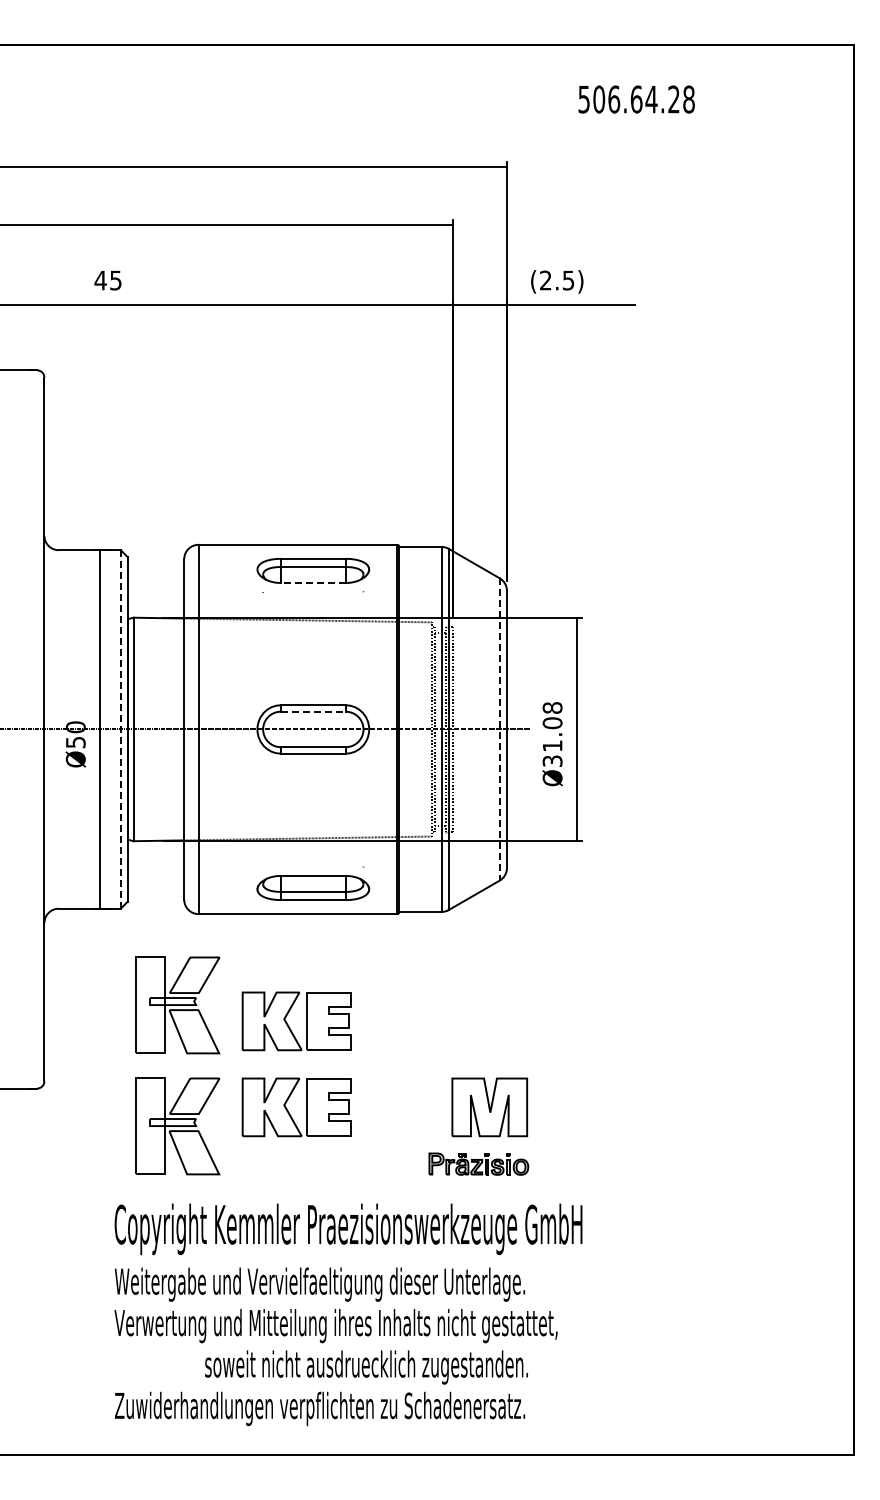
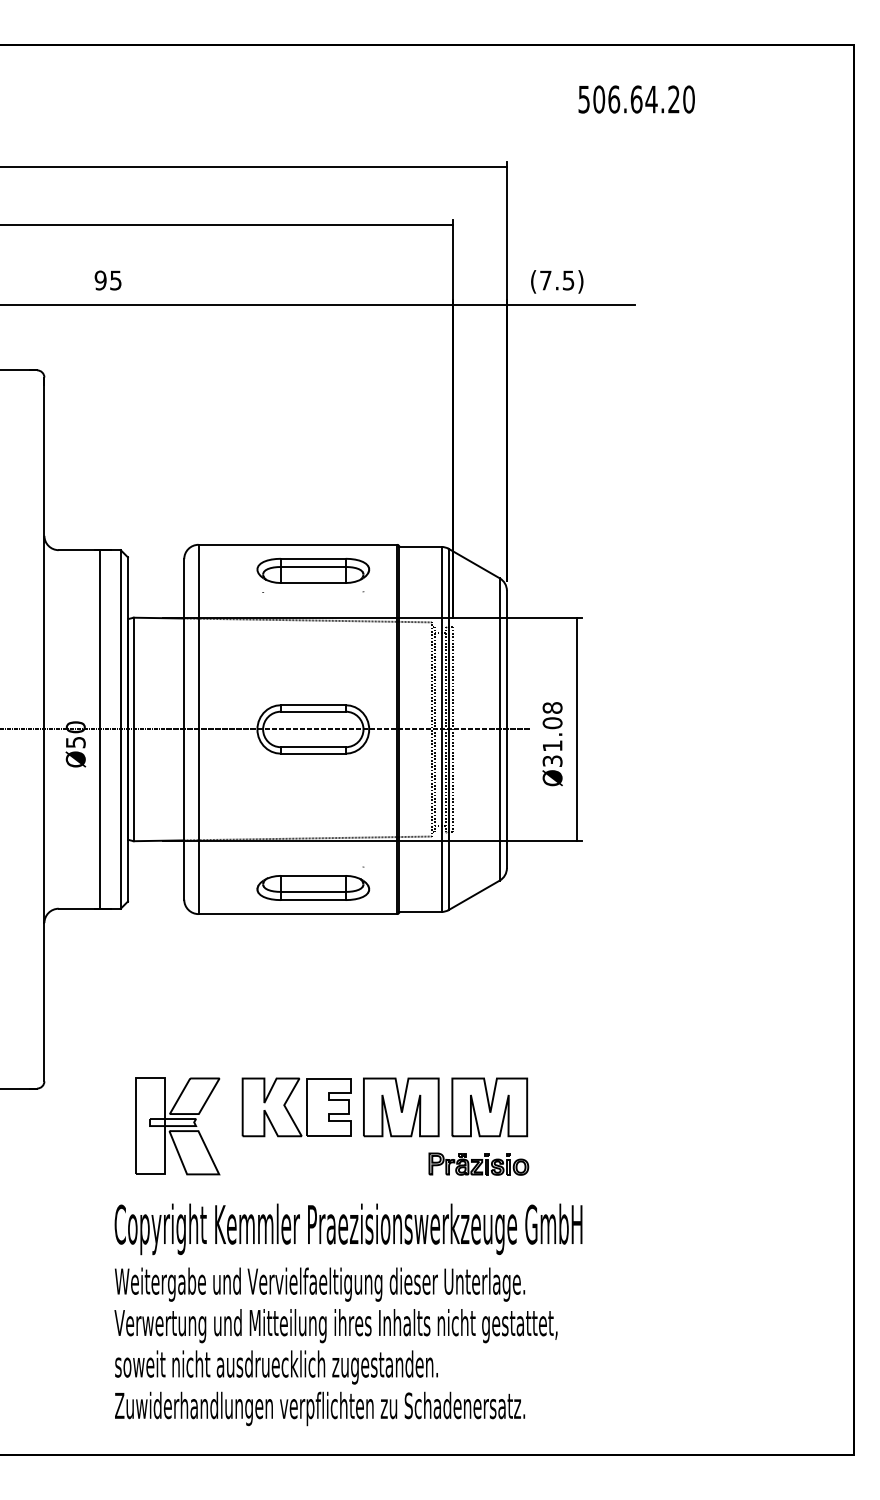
text: 506.64.28 -> 506.64.20 (688, 99)
text: 45 -> 95 (100, 280)
text: (2.5) -> (7.5) (545, 280)
line: dashed -> solid (312, 583)
line: dashed -> solid (313, 711)
line: dashed -> solid (120, 728)
line: dashed -> solid (499, 729)
part: present -> none (177, 1005)
part: present -> none (288, 1024)
part: none -> present (401, 1107)
text position: (366, 1367) -> (276, 1367) (276, 1367)
